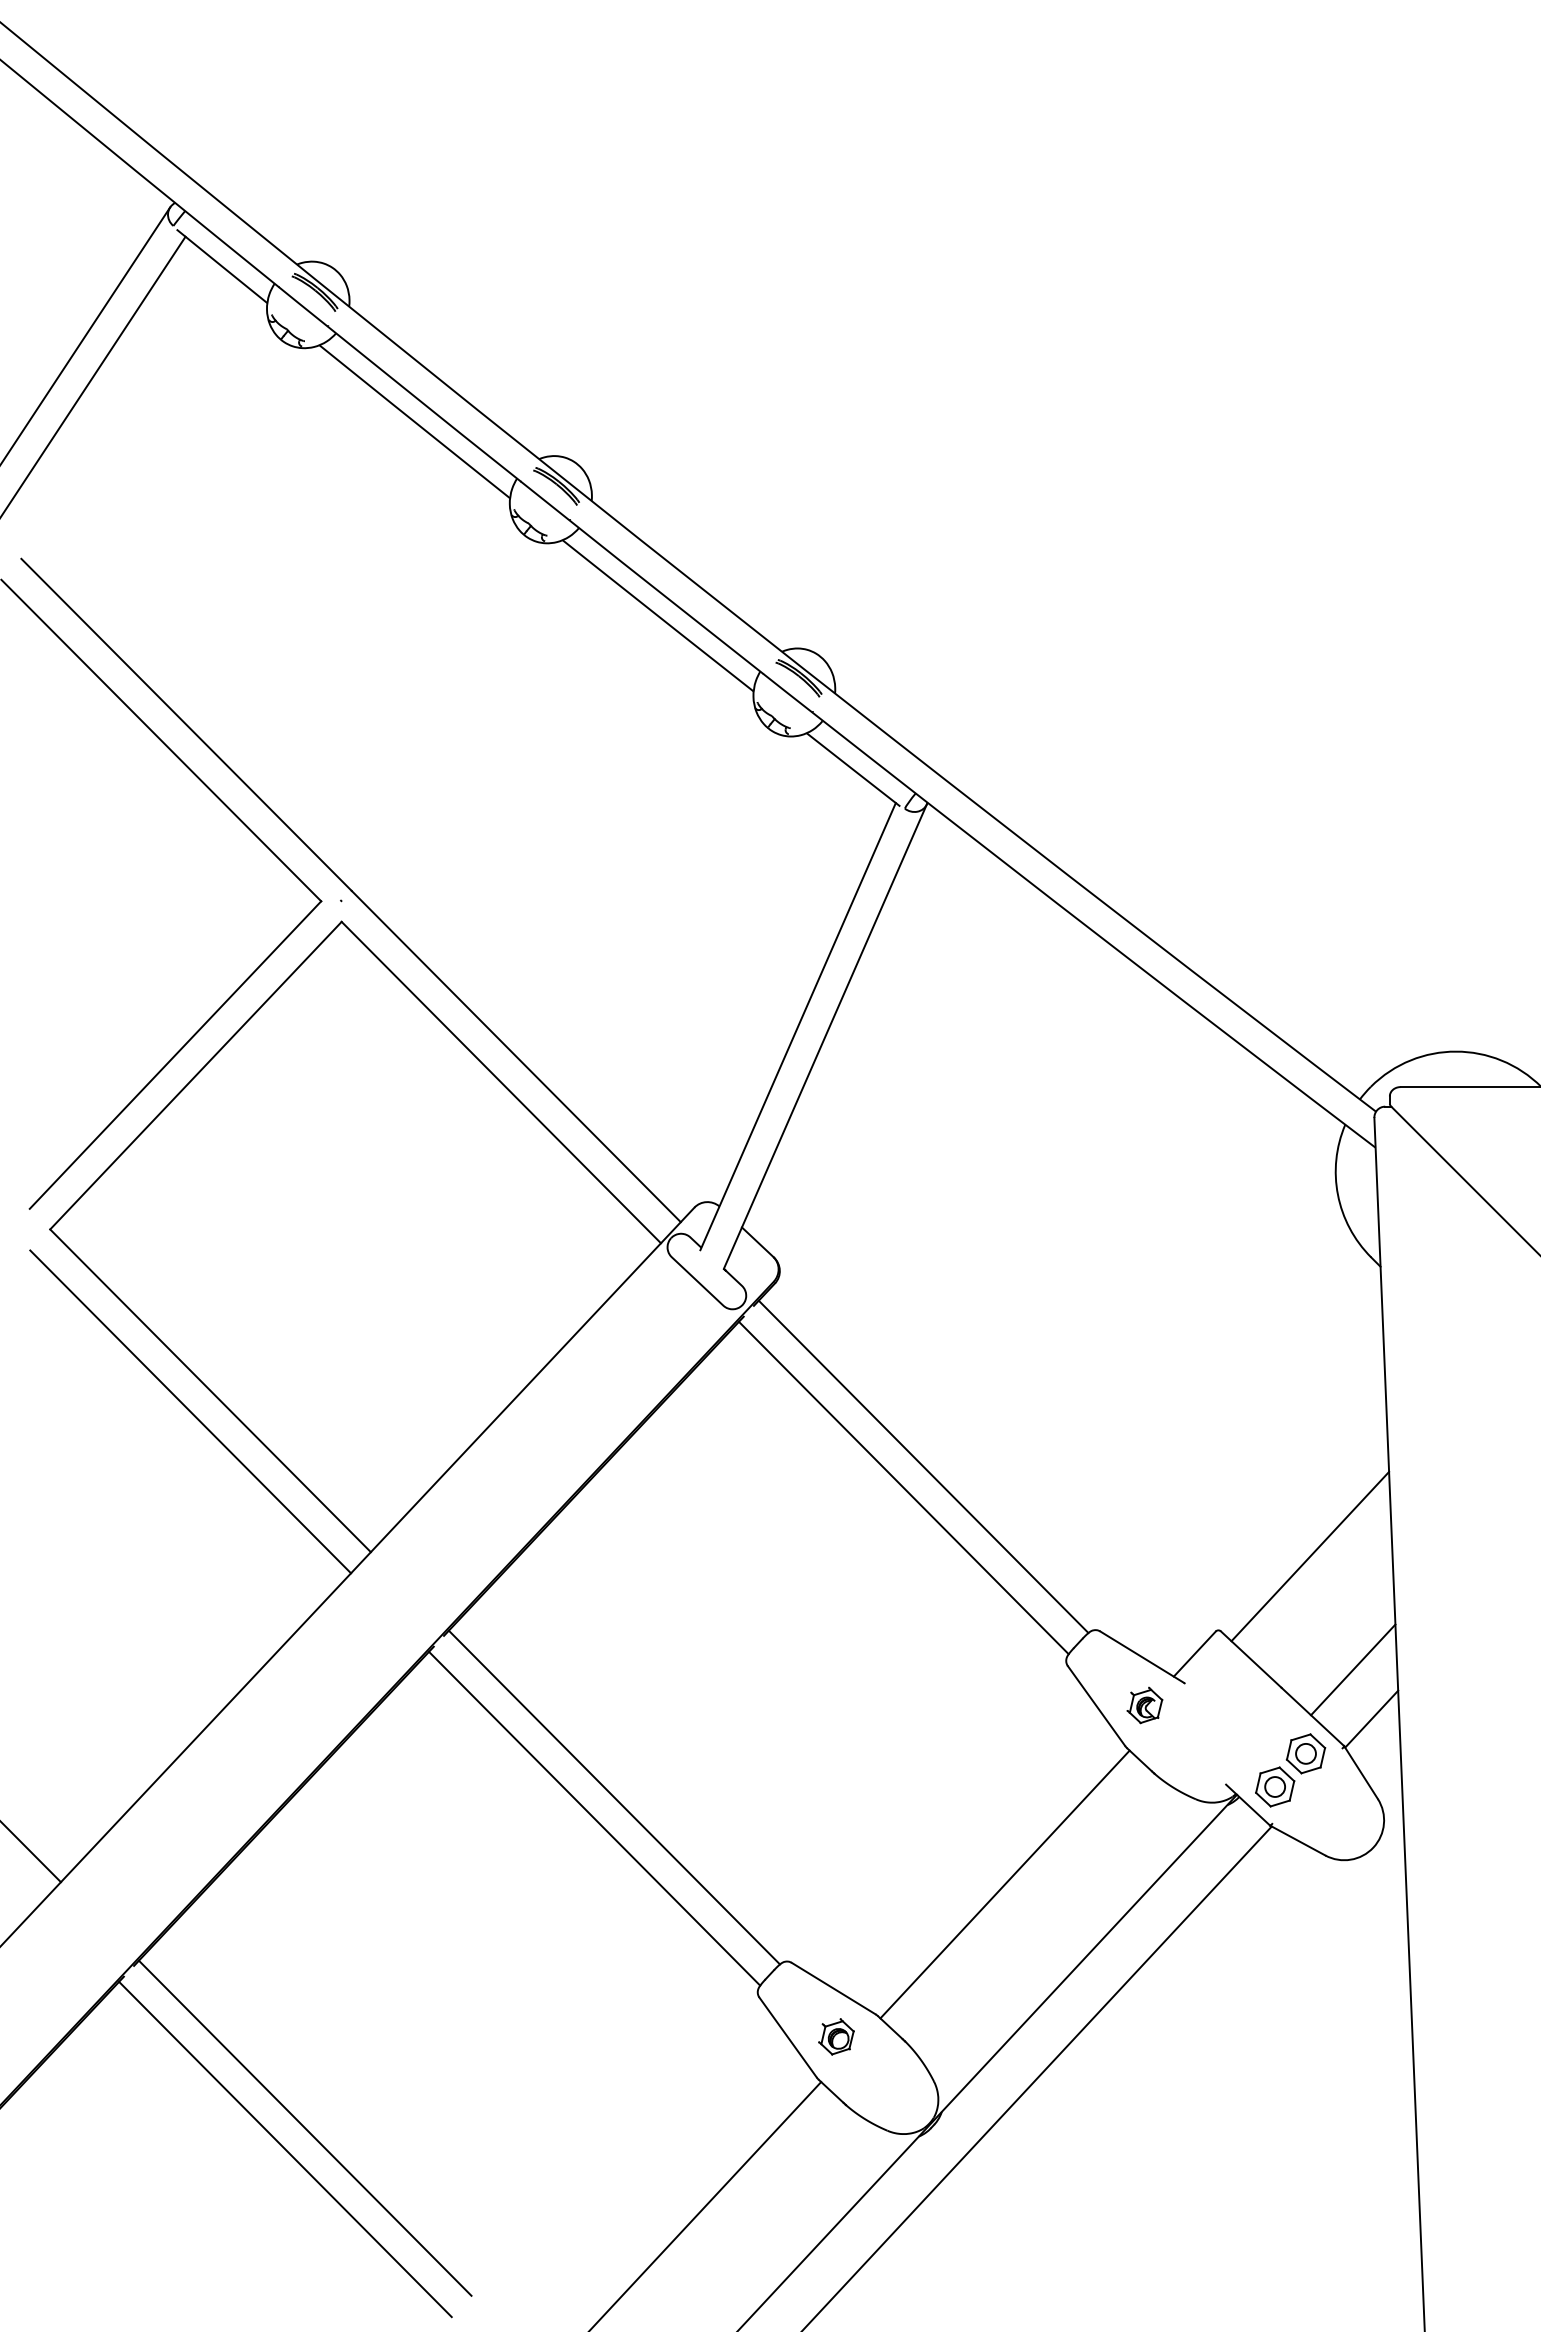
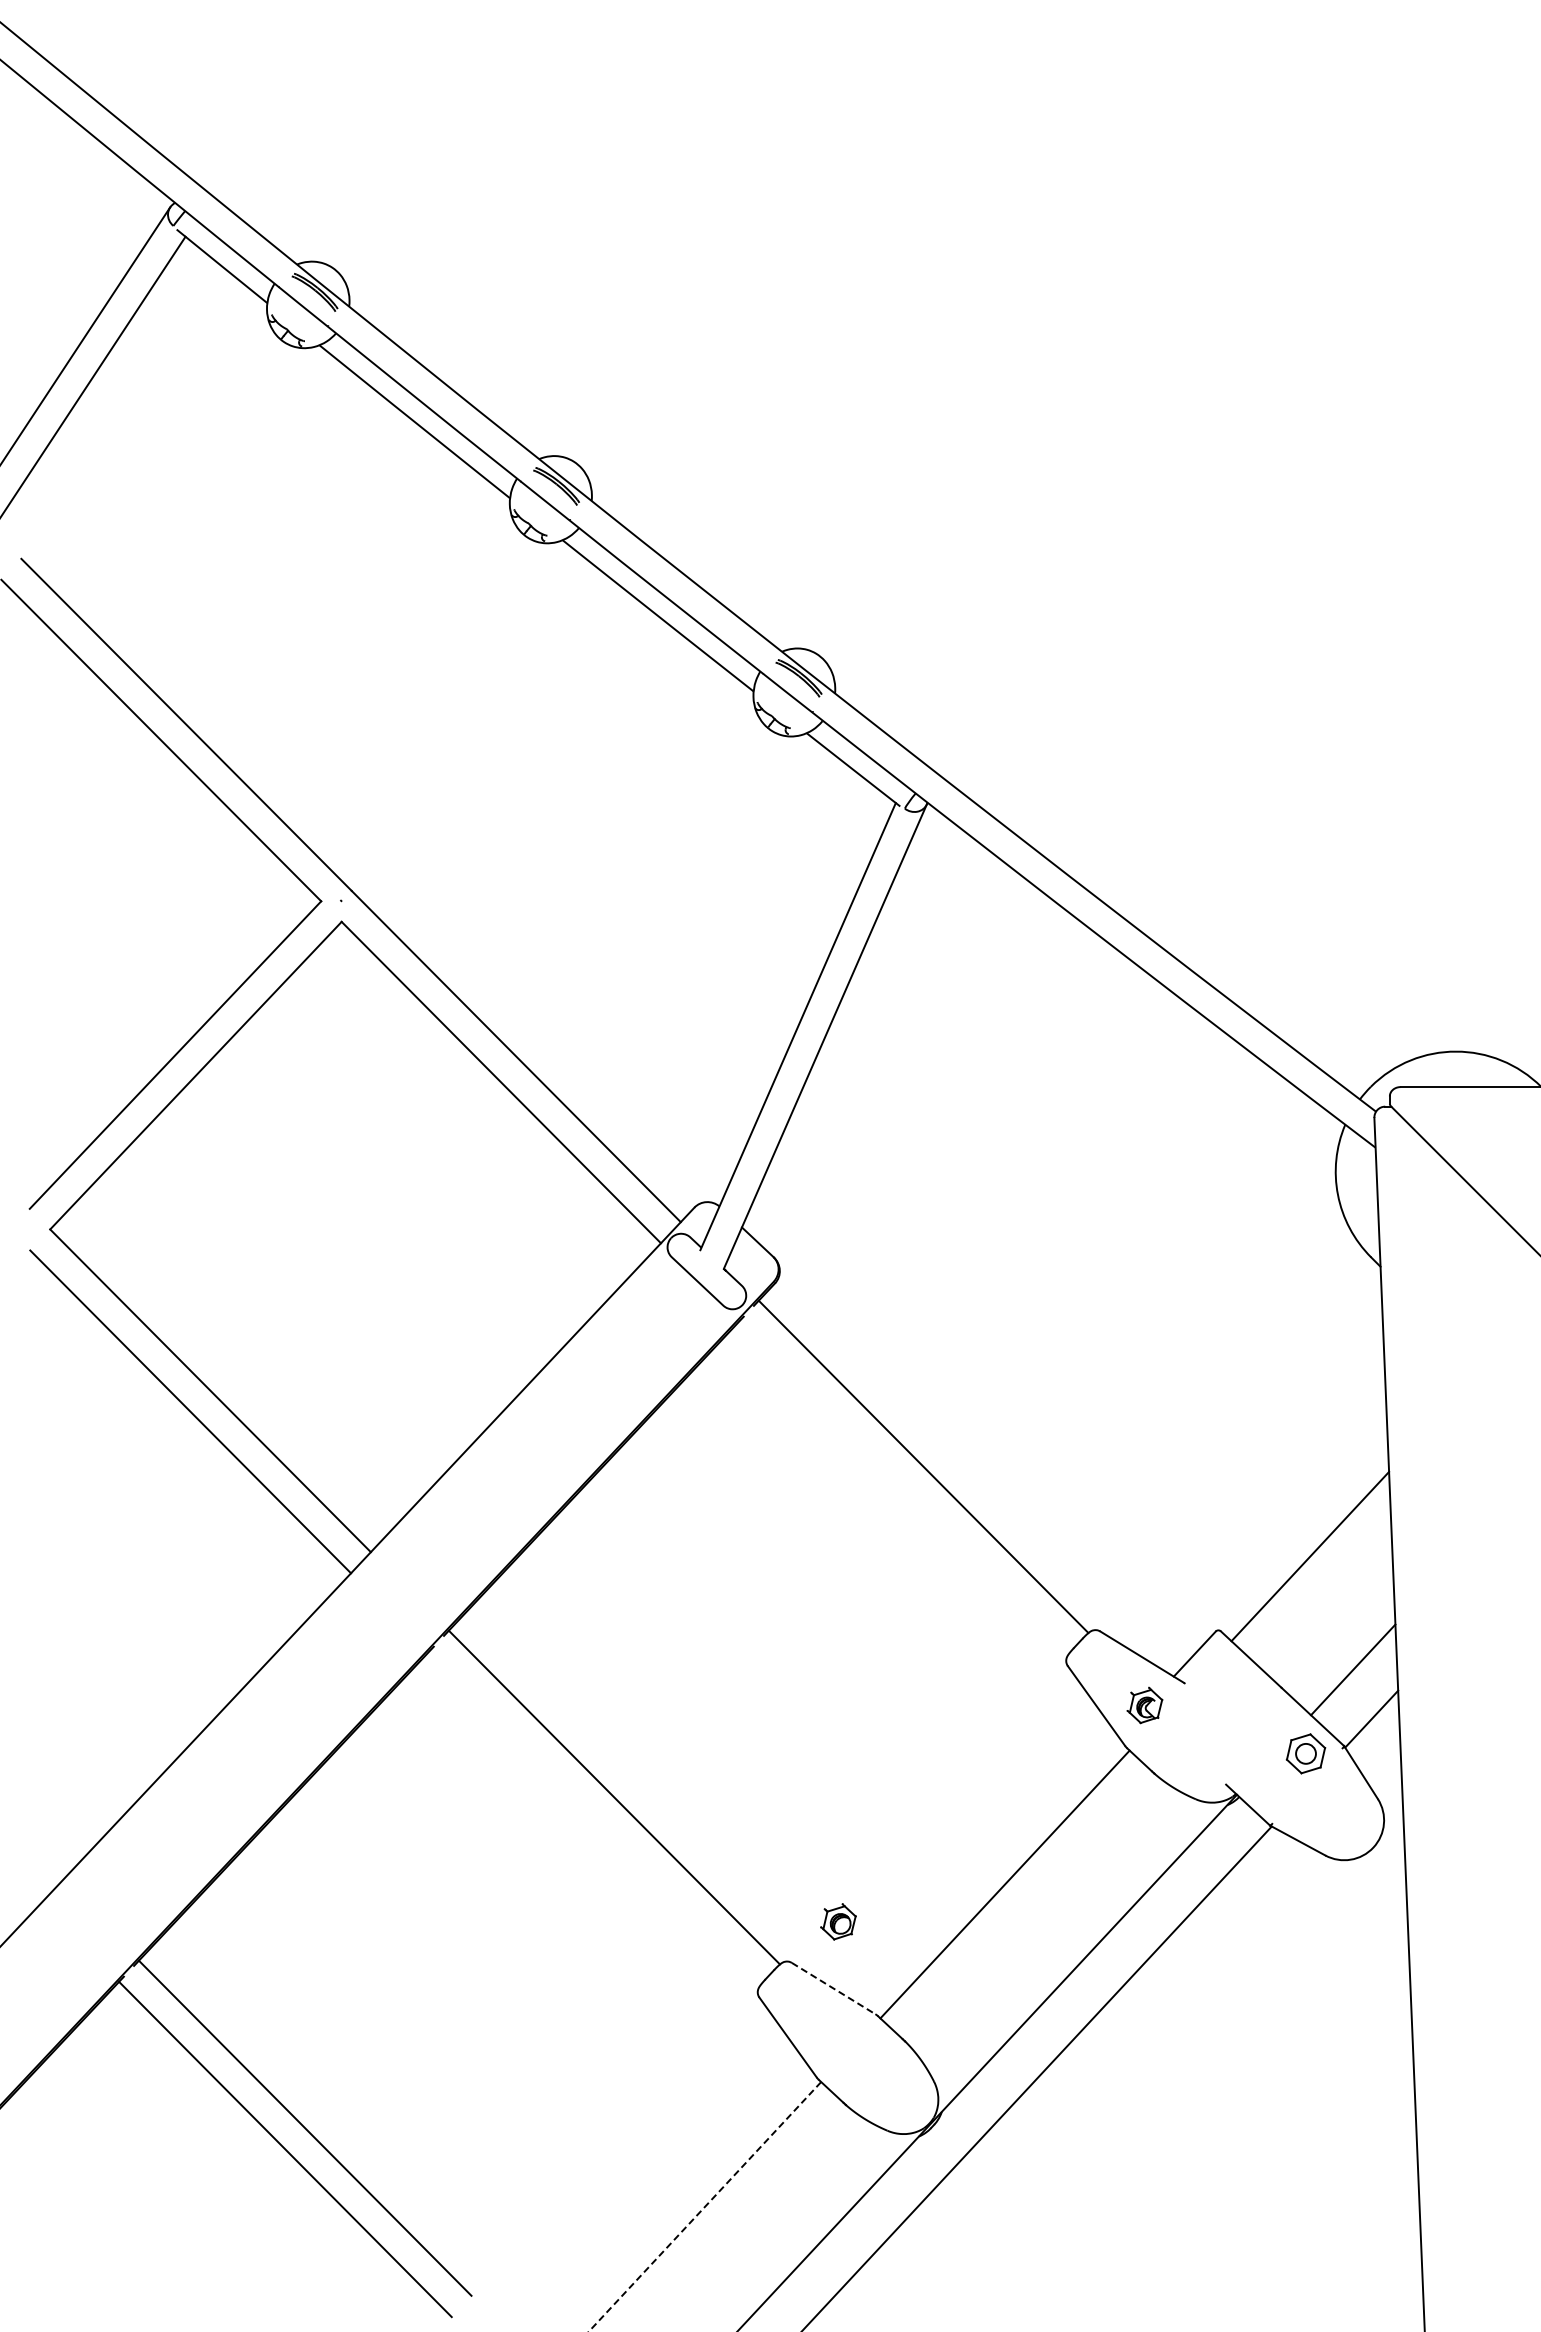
line: present -> none (903, 1487)
part: present -> none (1275, 1786)
line: present -> none (594, 1818)
line: present -> none (31, 1852)
line: solid -> dashed (834, 1988)
part position: (836, 2036) -> (838, 1921) (838, 1921)
line: solid -> dashed (704, 2207)
